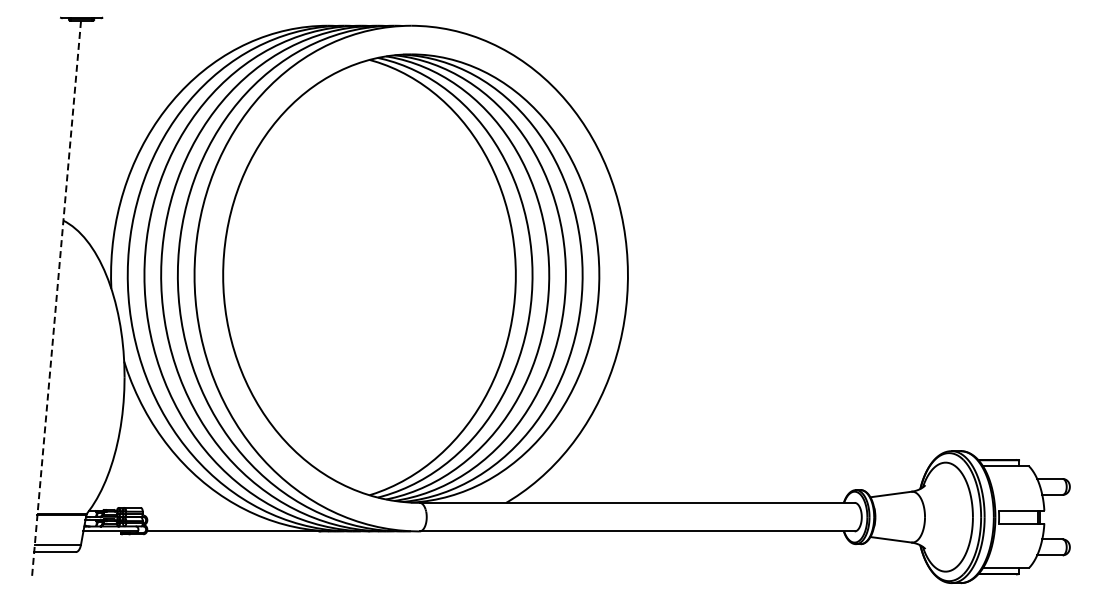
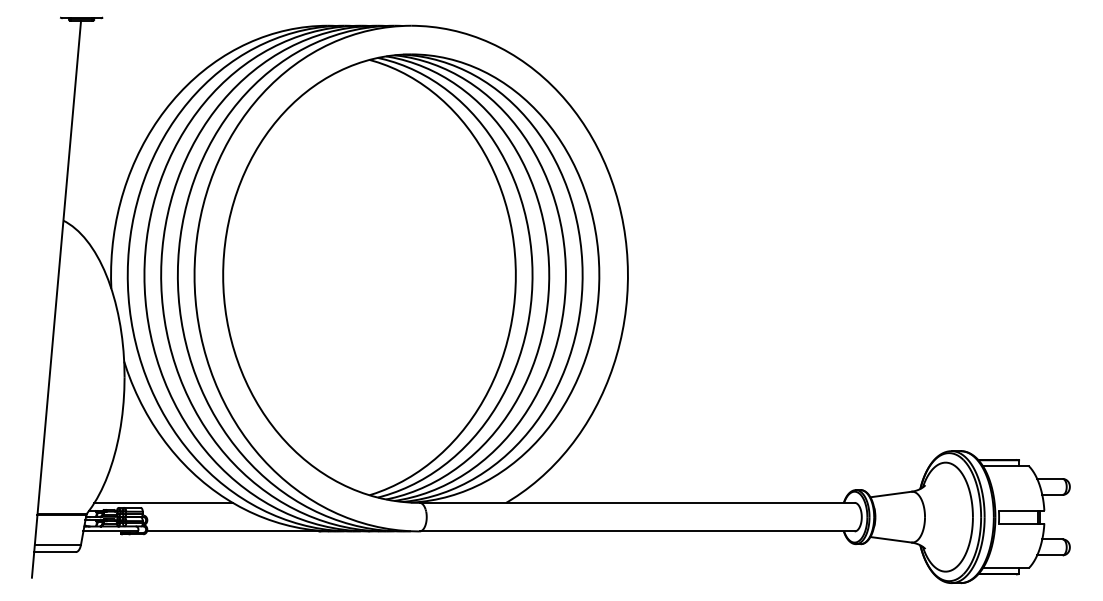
line: dashed -> solid (56, 299)
line: none -> present (163, 502)
